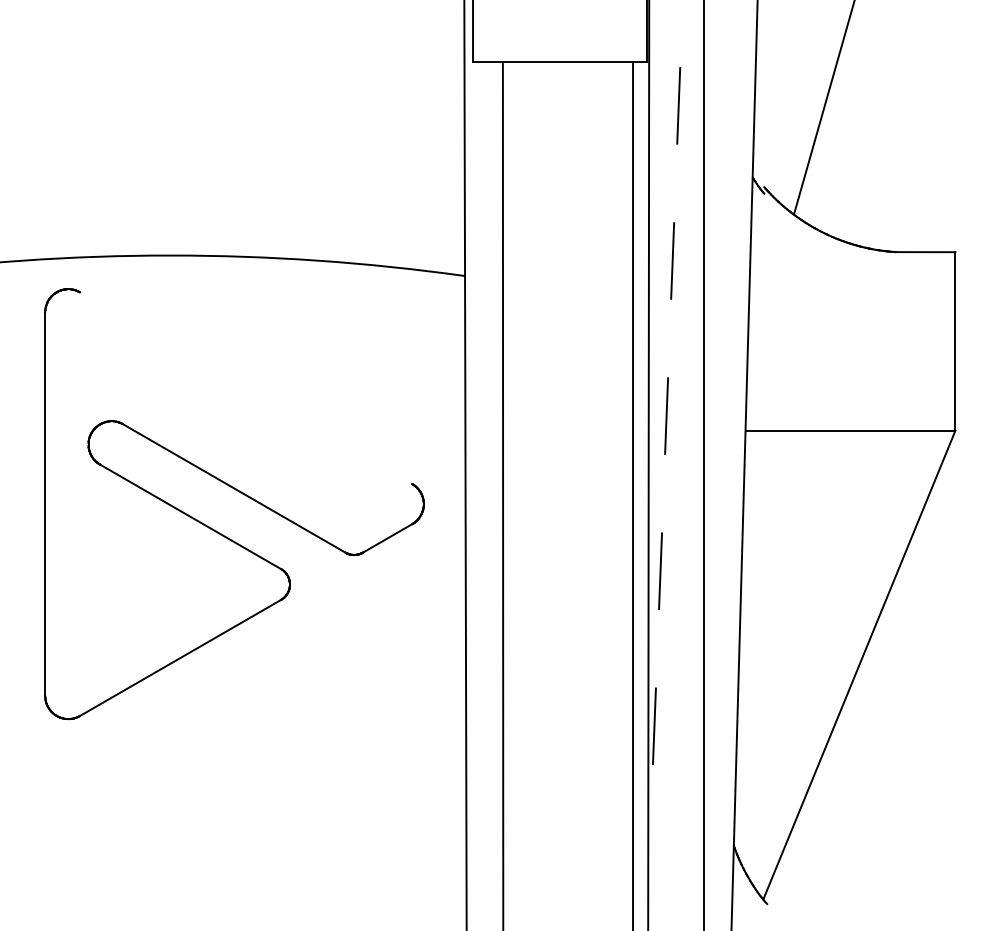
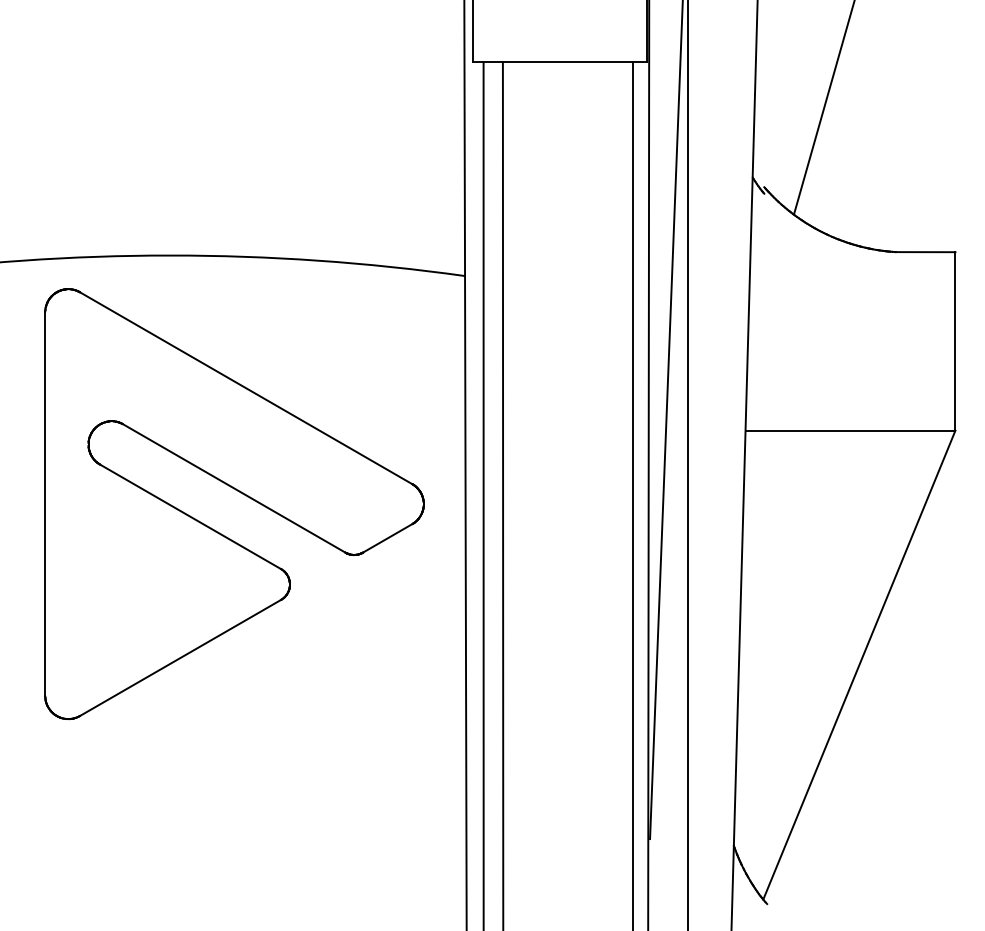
line: none -> present (246, 388)
line: dashed -> solid (666, 420)
line position: (703, 464) -> (687, 464) (687, 464)
line: none -> present (483, 494)
